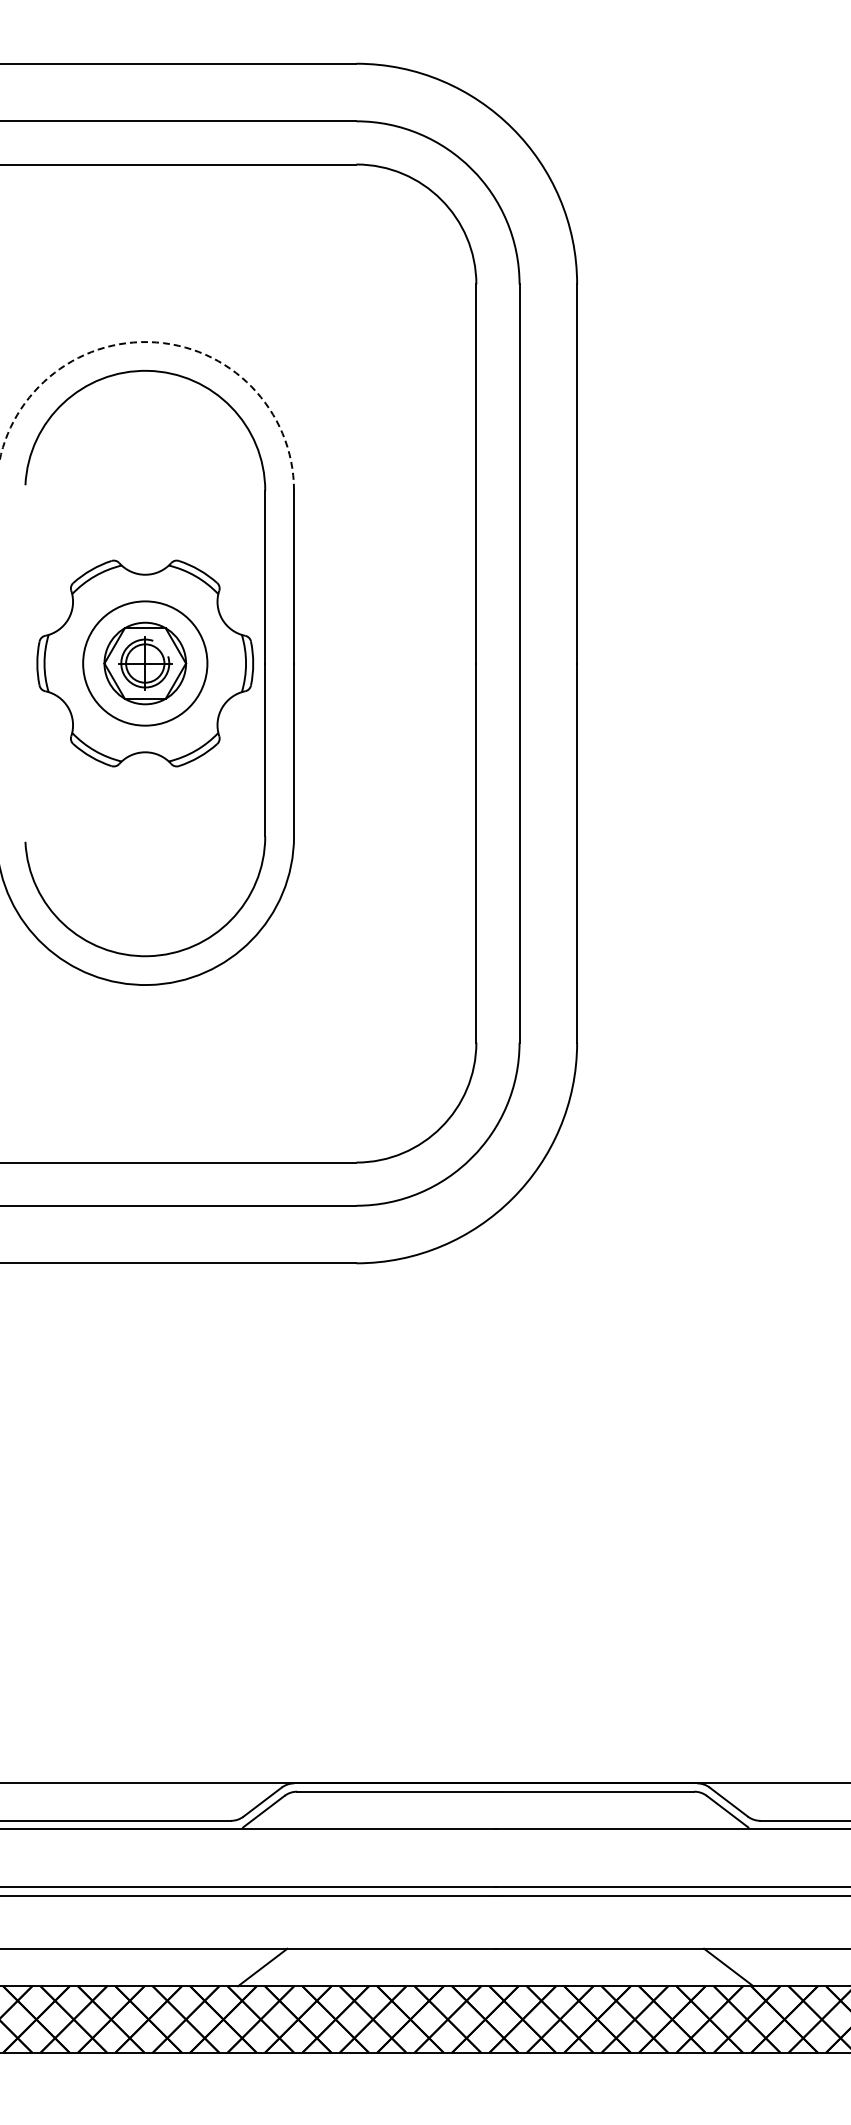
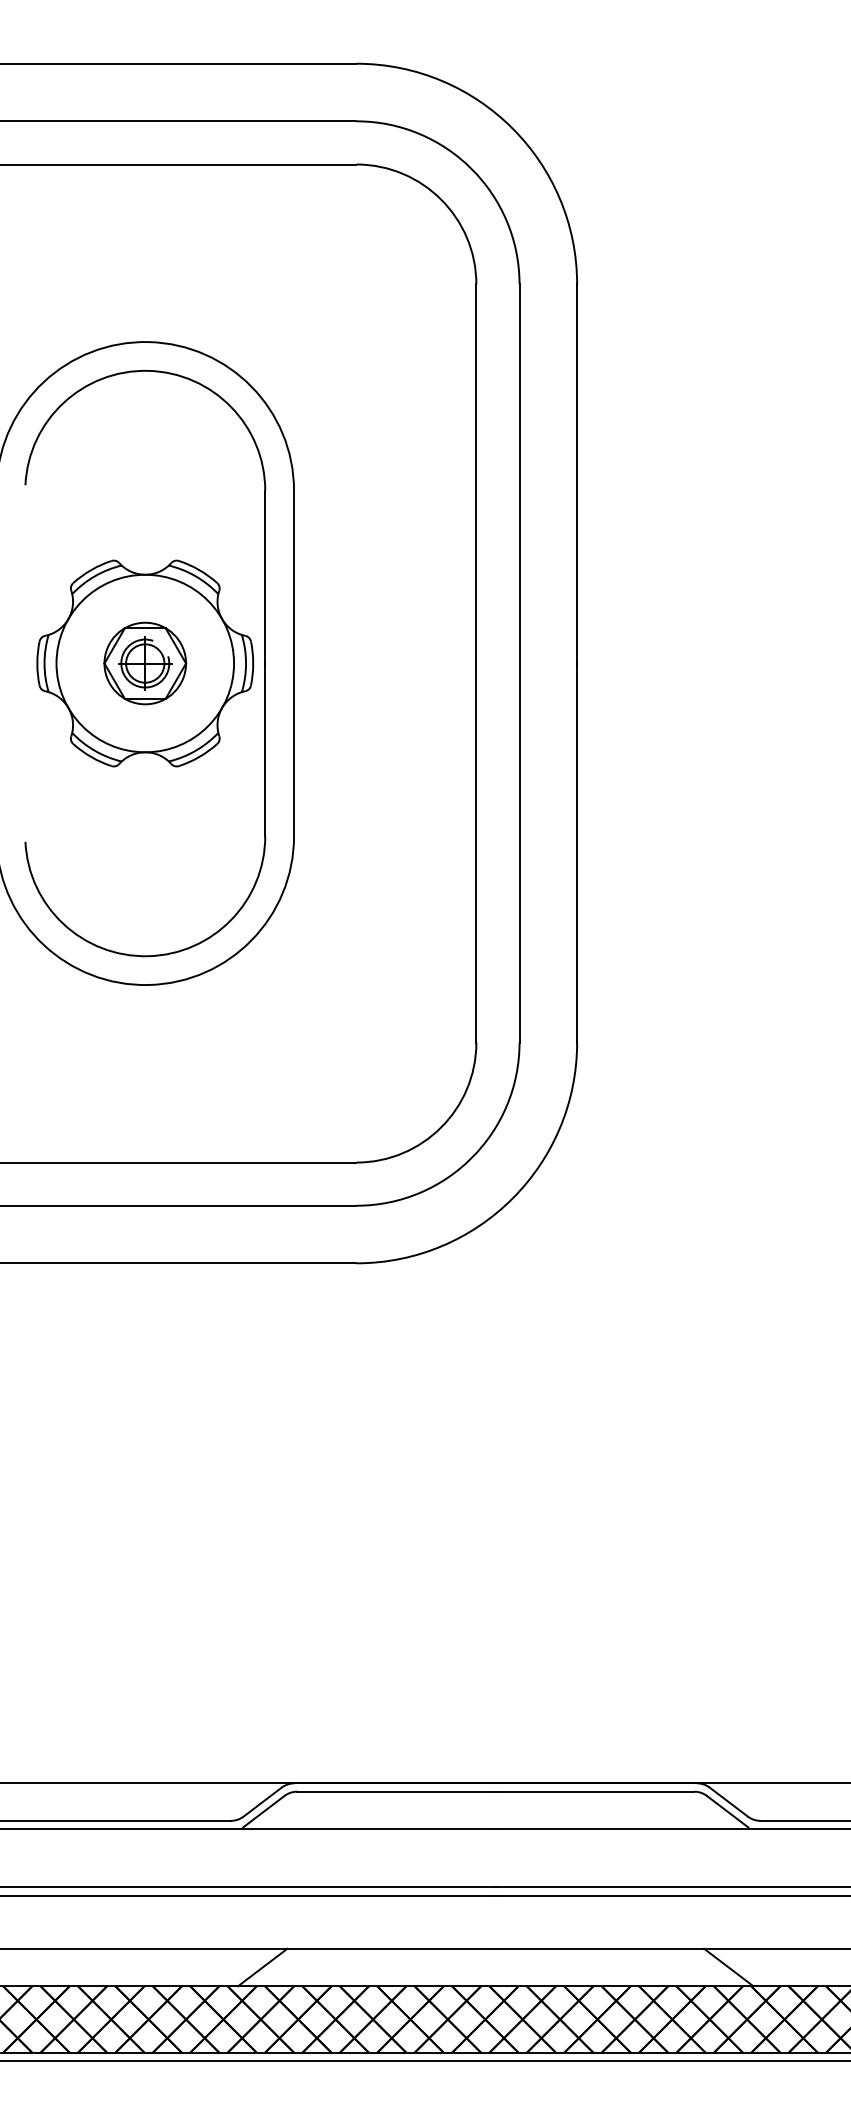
arc: dashed -> solid (160, 342)
circle diameter: 124 px -> 178 px (145, 663)
line: none -> present (424, 2061)
